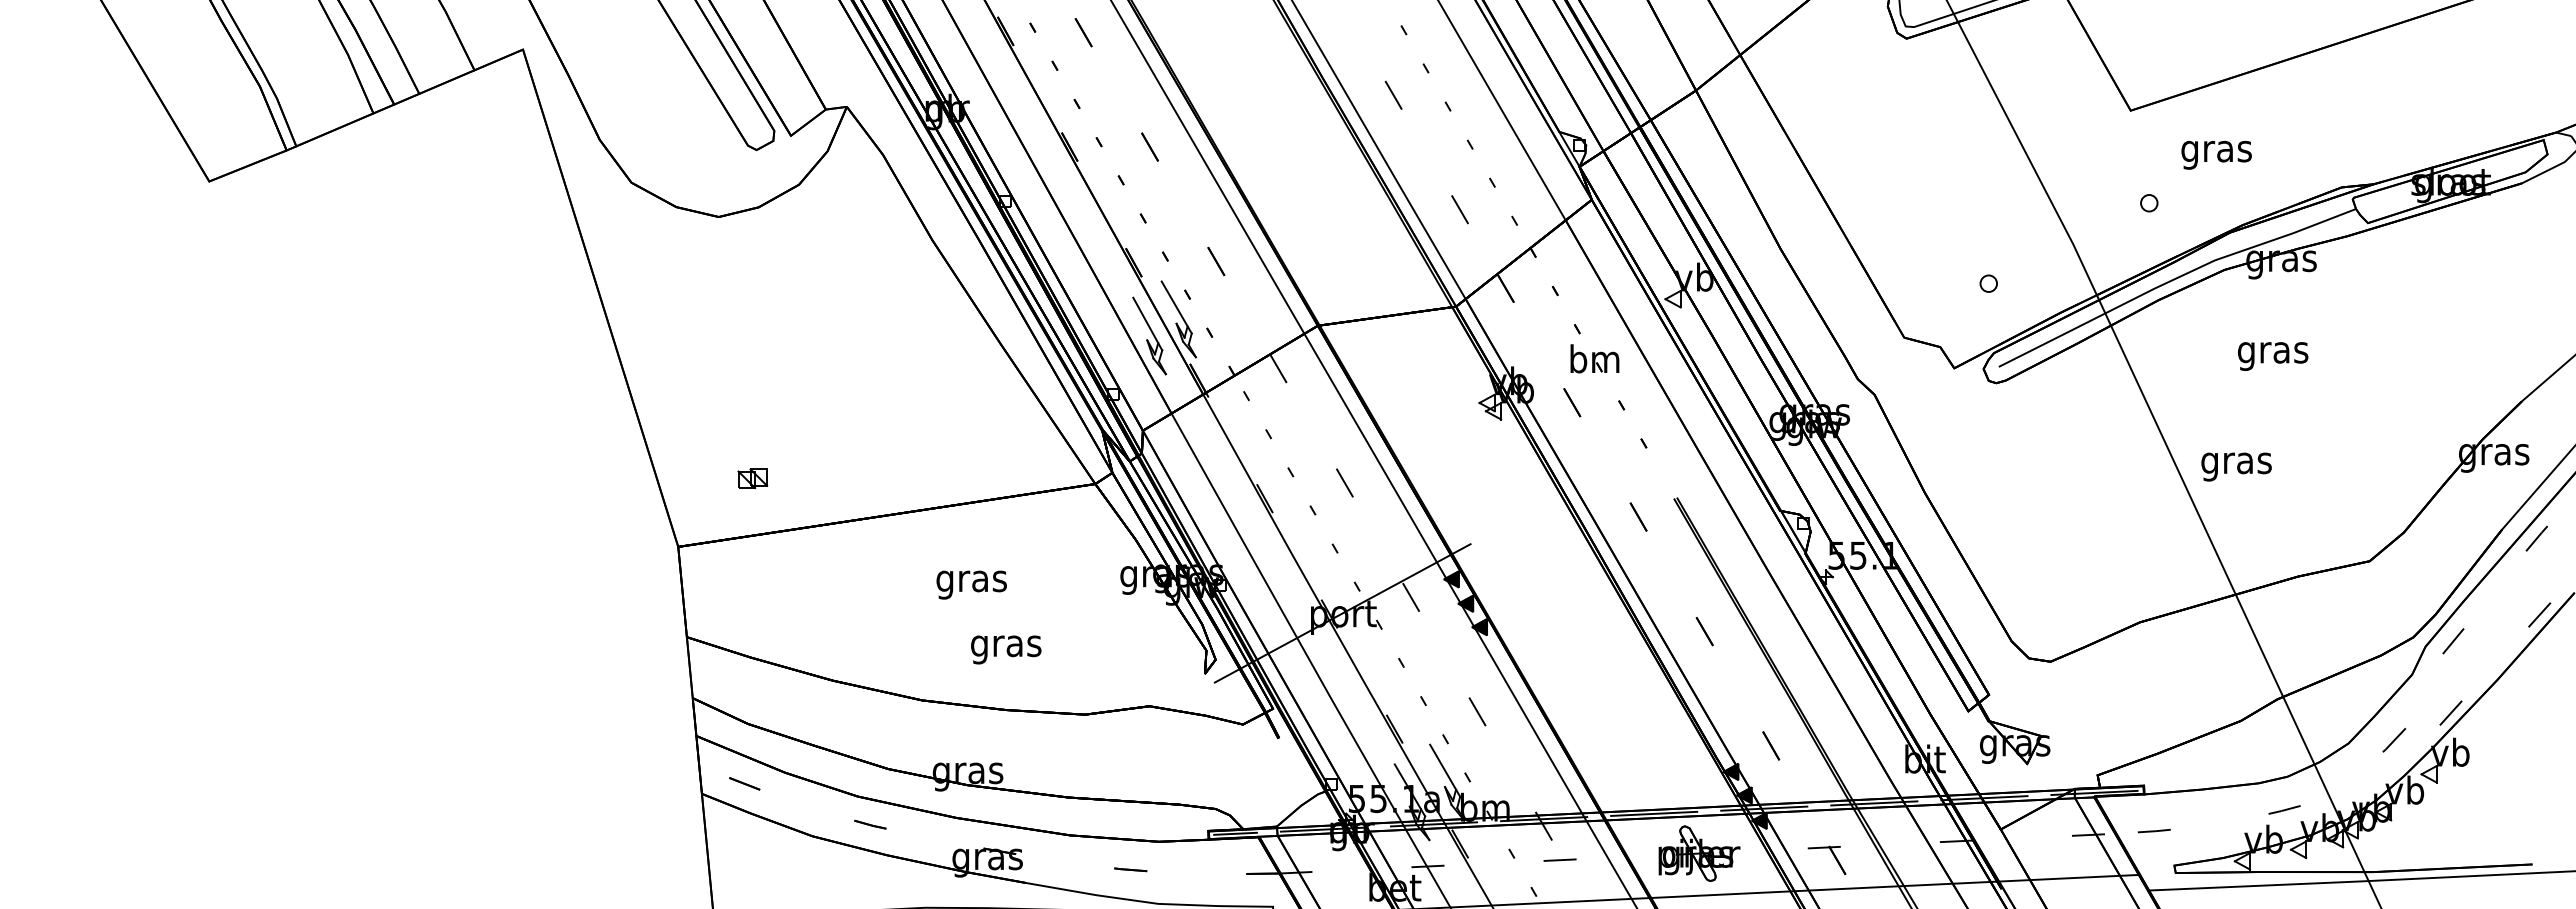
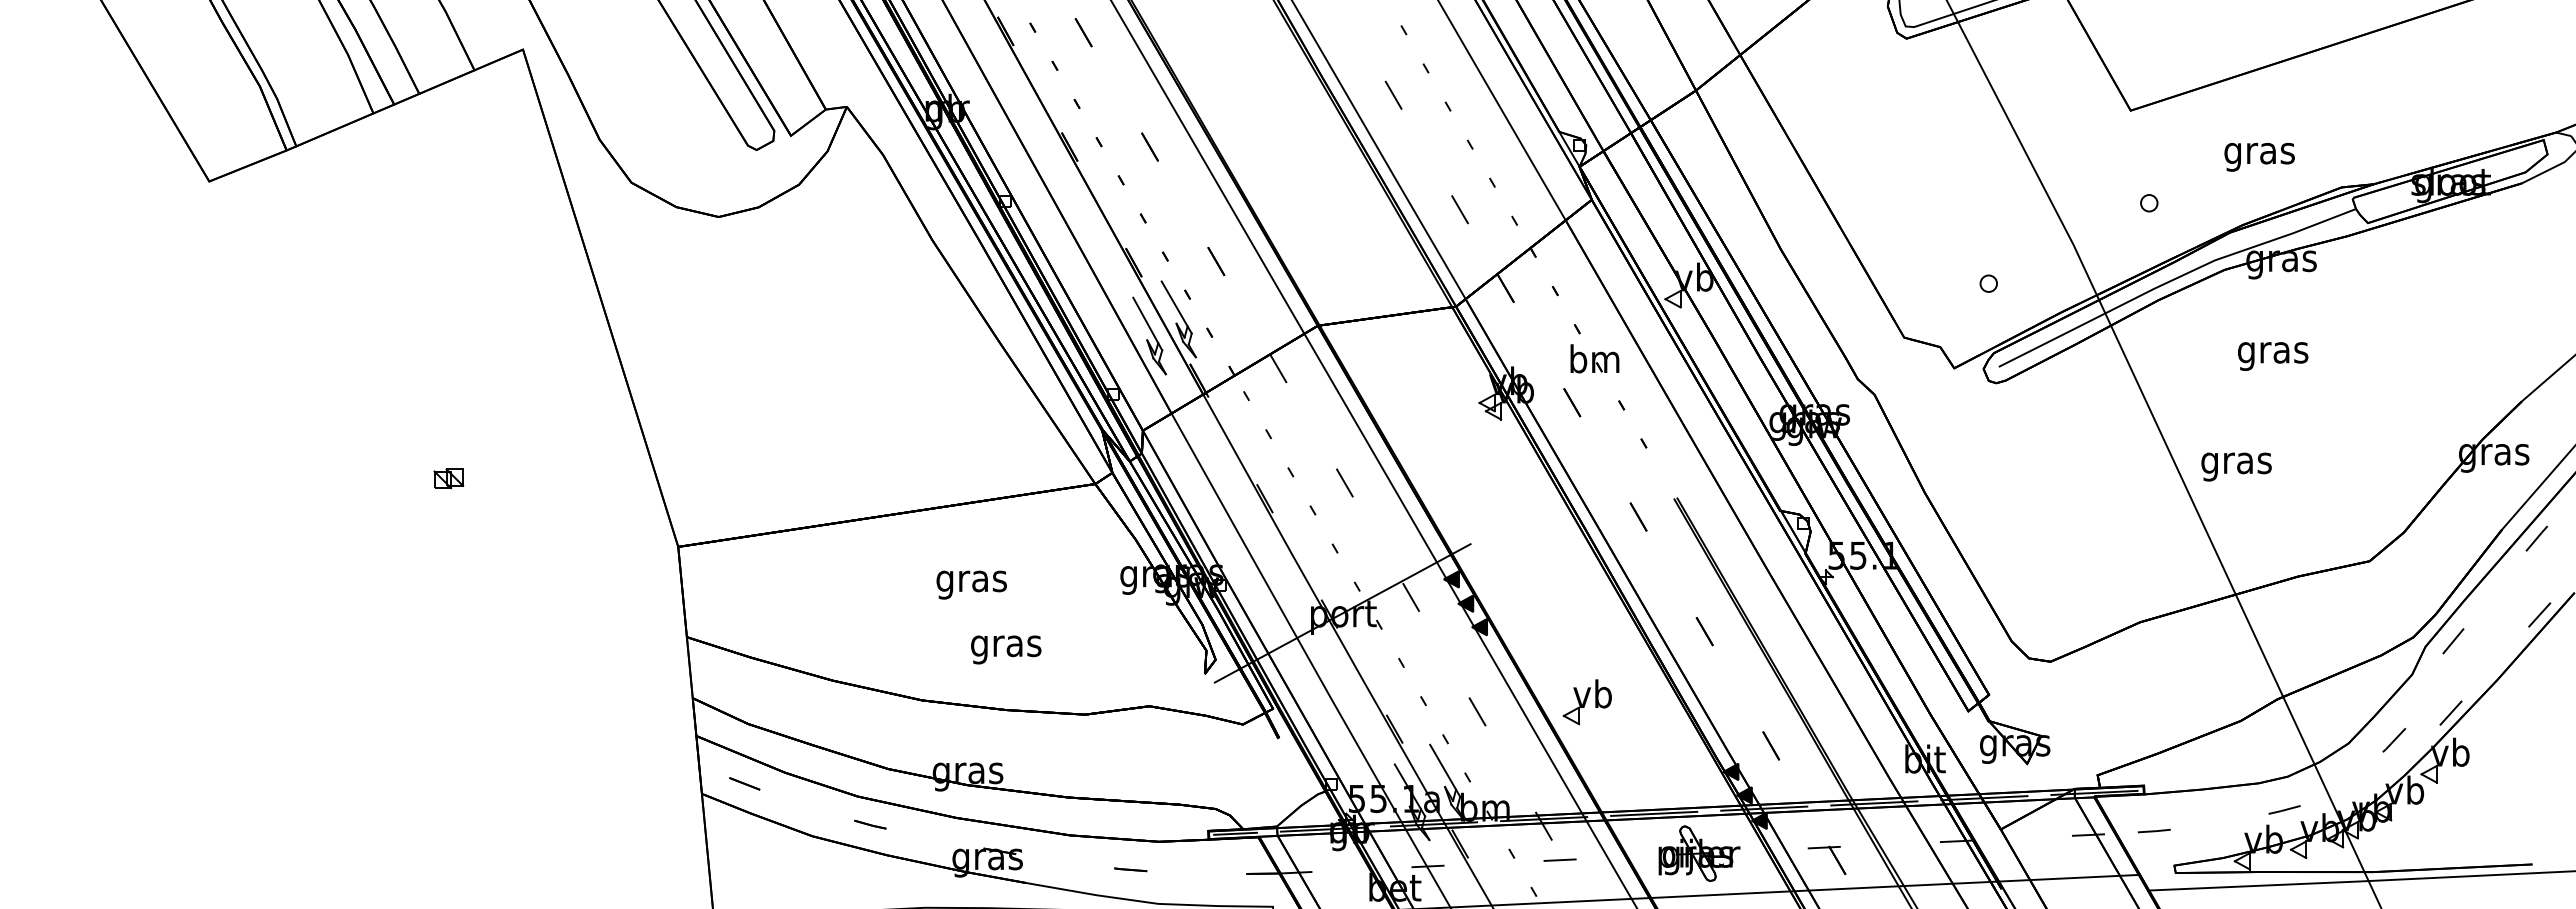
text position: (2216, 154) -> (2259, 156) (2259, 156)
part position: (752, 478) -> (448, 478) (448, 478)
part: none -> present (1586, 702)
